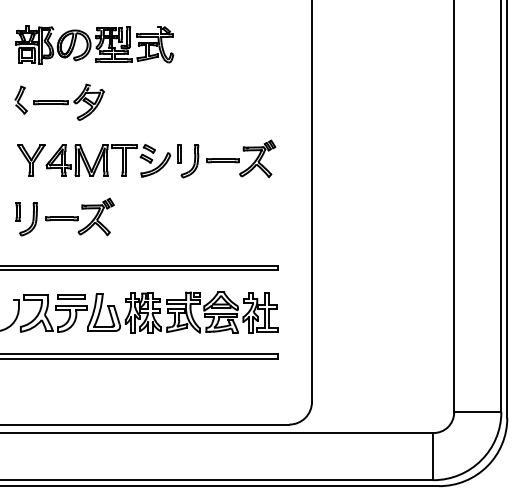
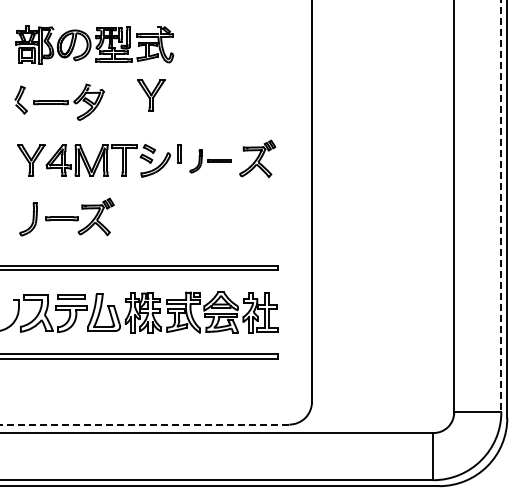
part: none -> present (151, 95)
part size: 60x35 px -> 43x25 px (210, 161)
line: solid -> dashed (501, 206)
part: present -> none (17, 211)
line: solid -> dashed (144, 424)
